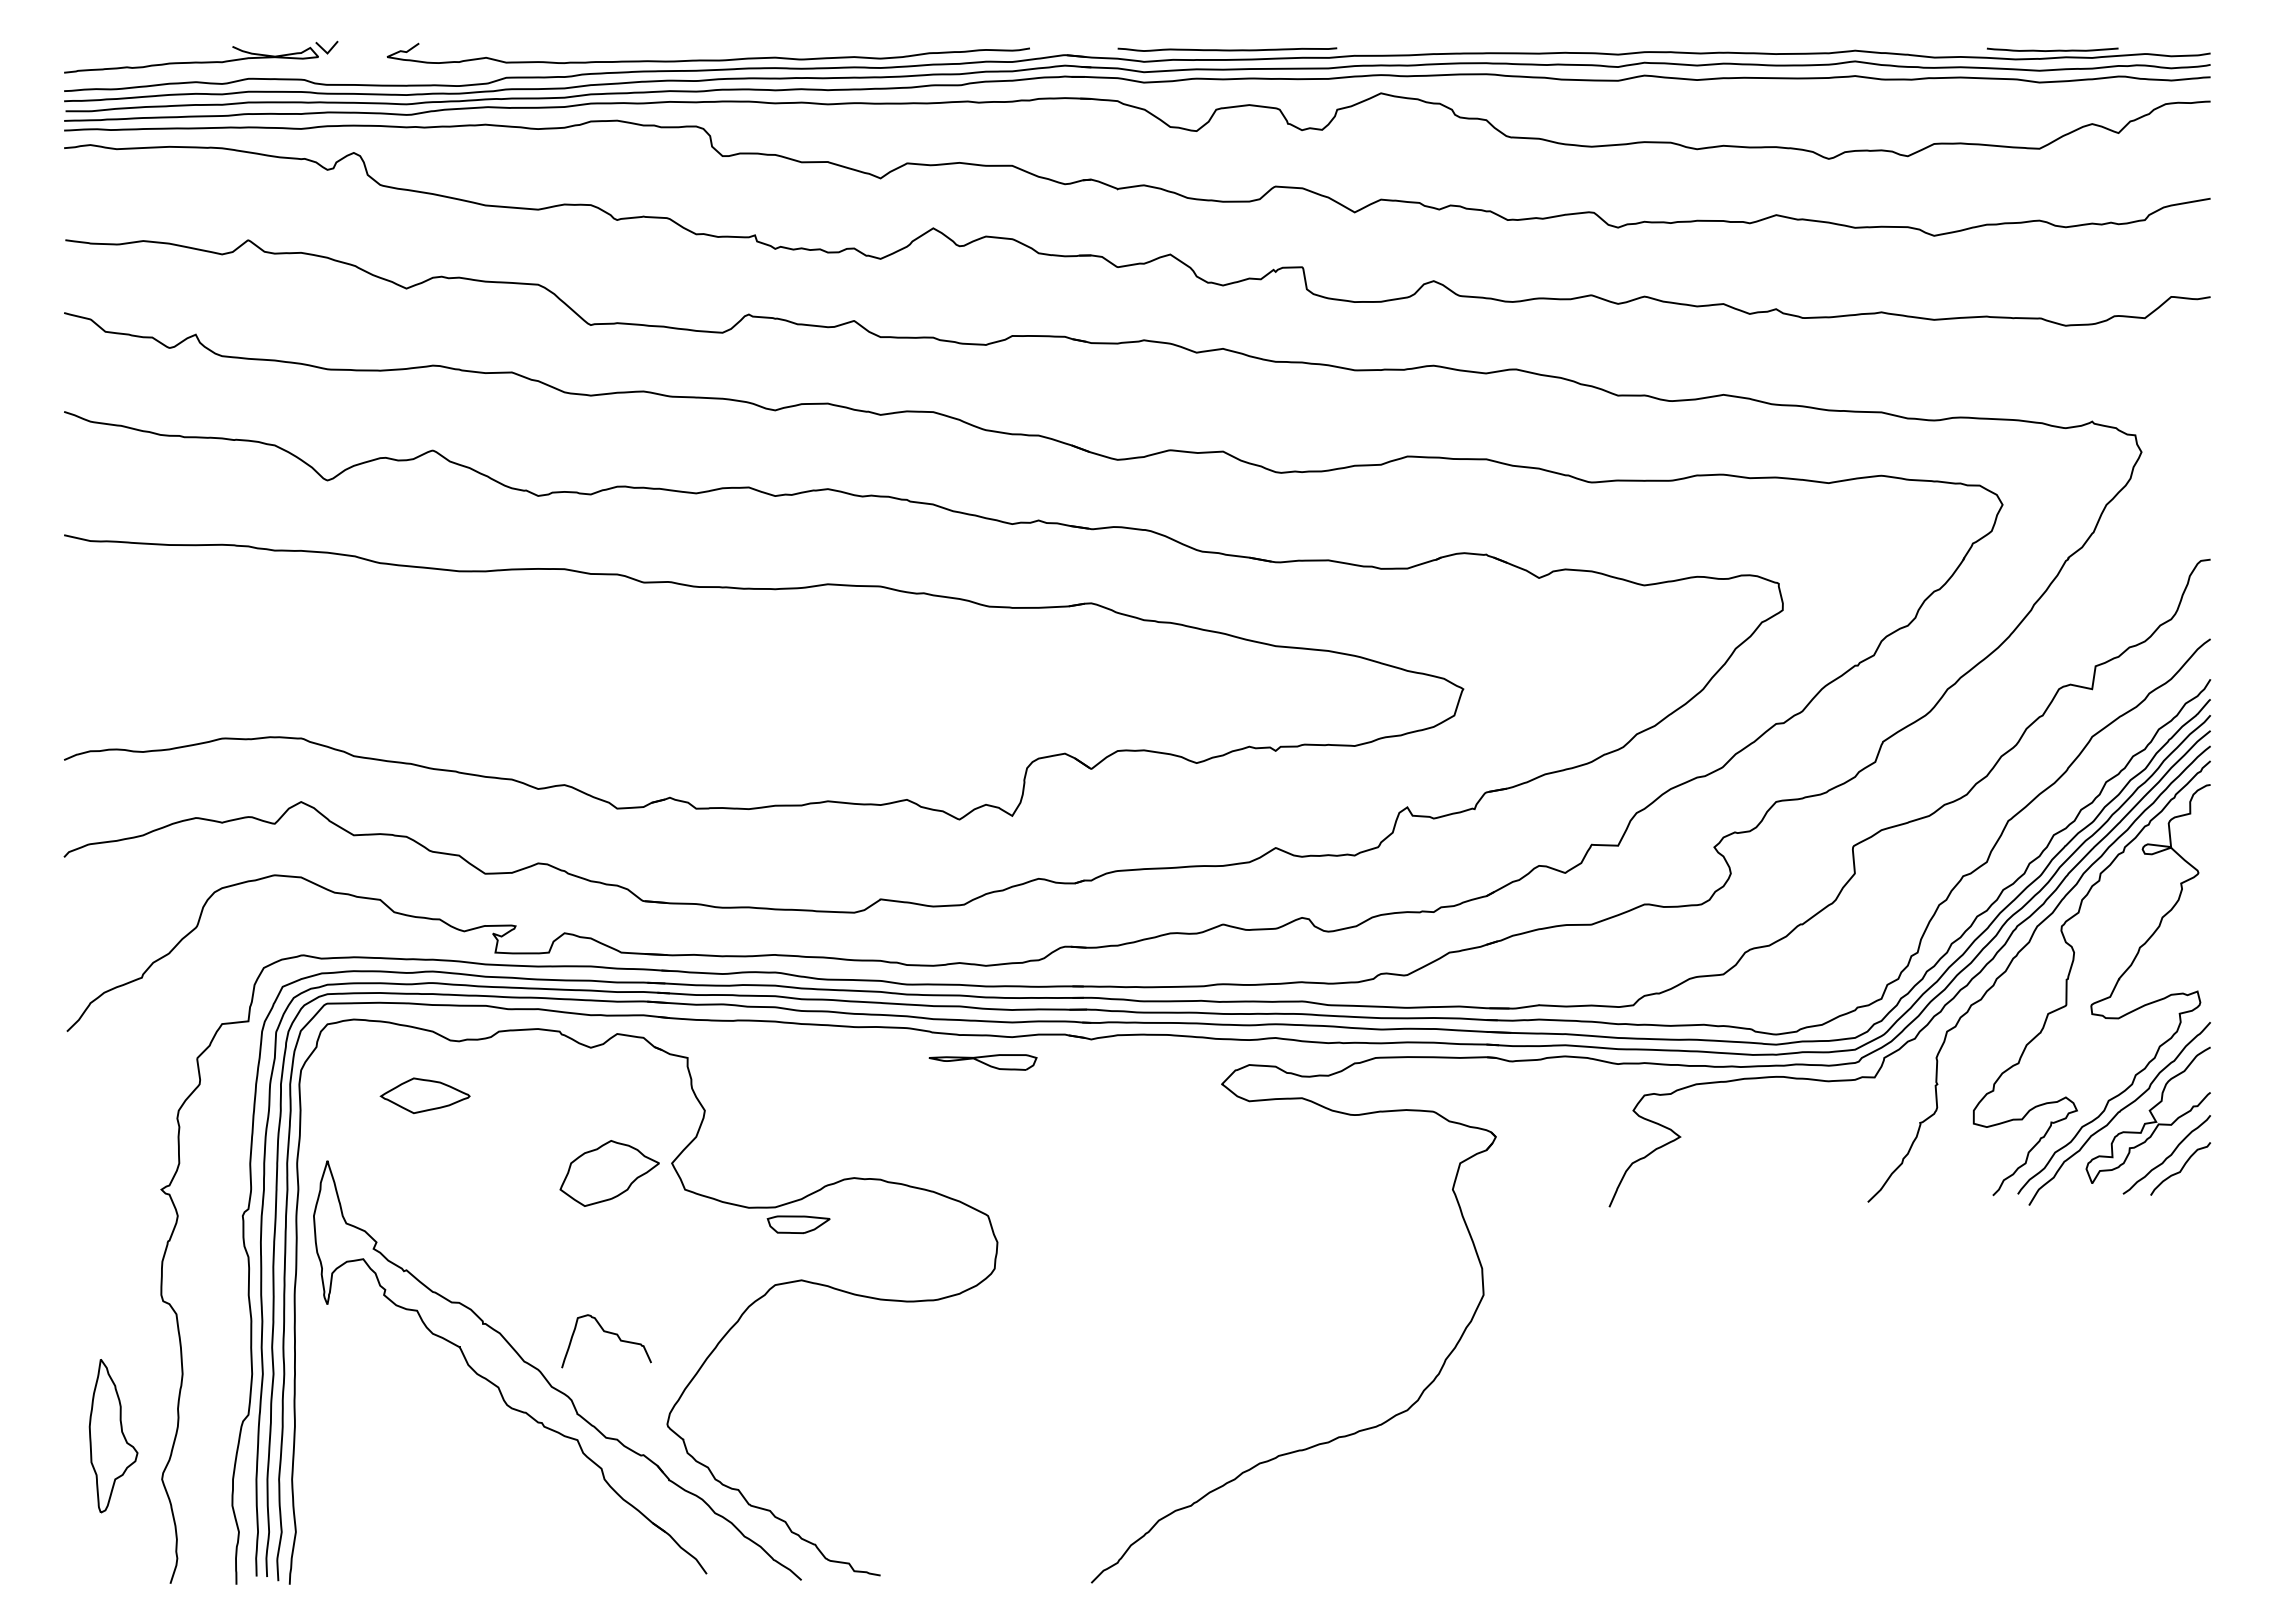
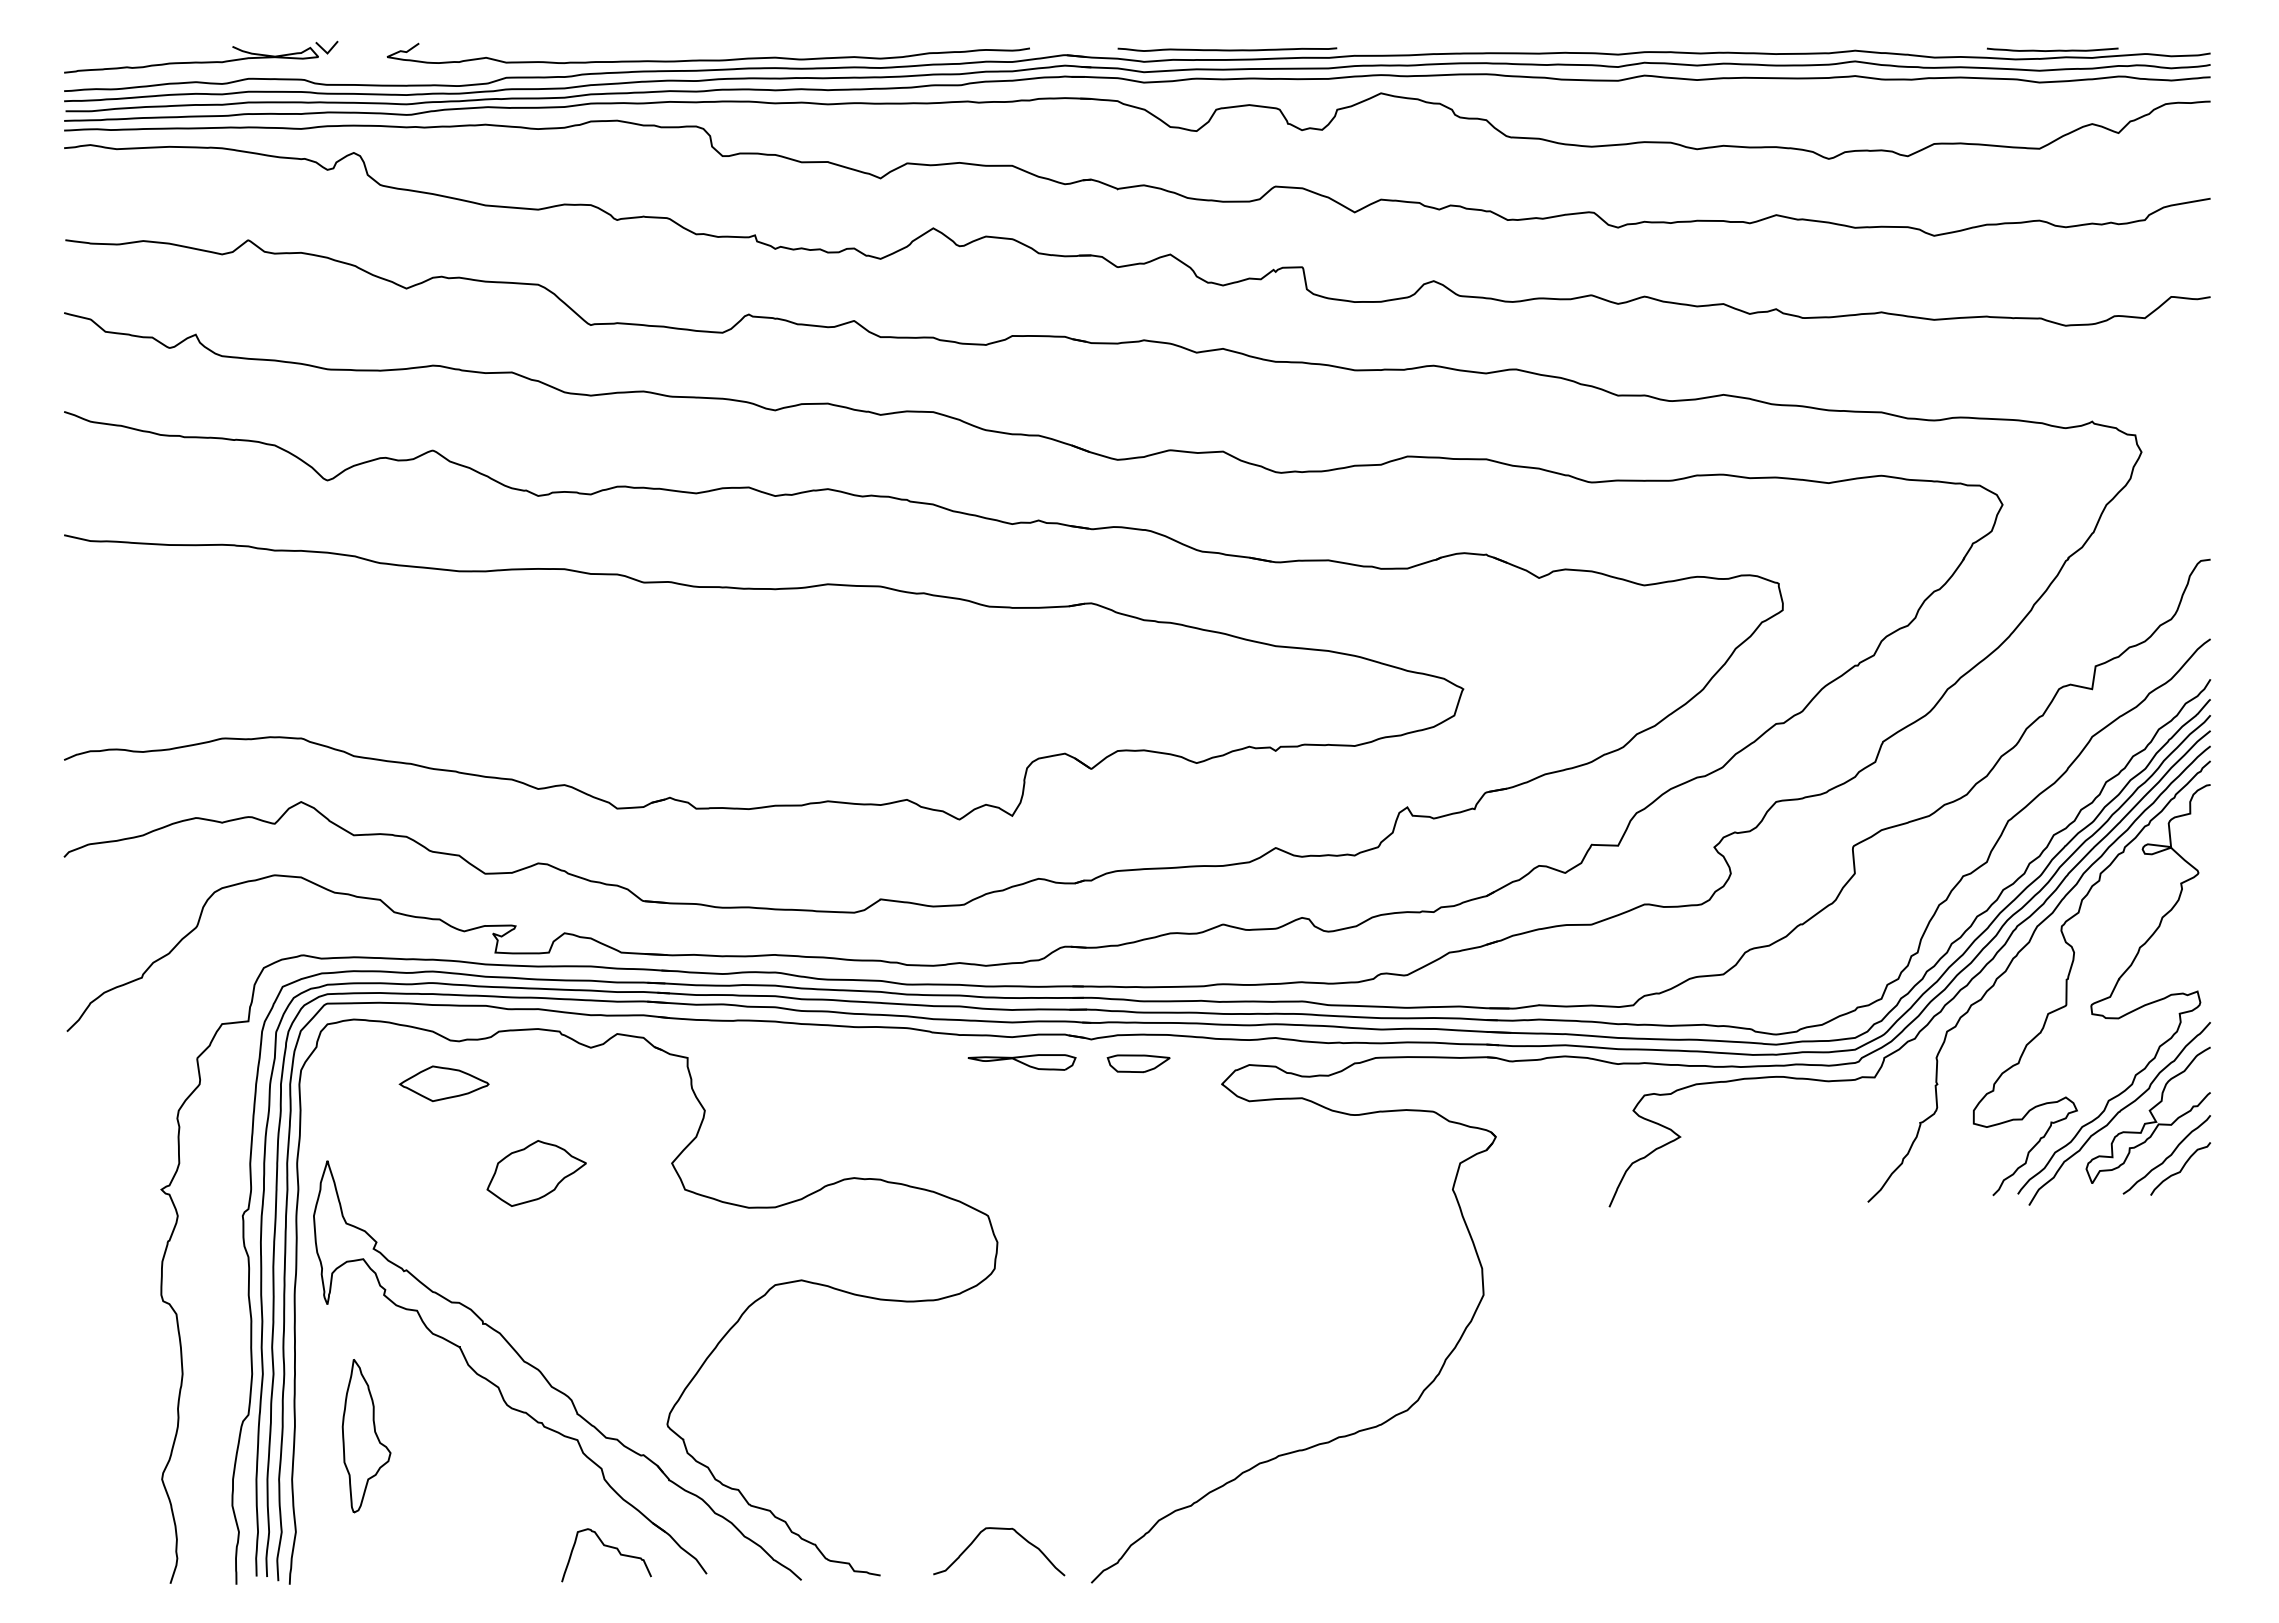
part position: (982, 1062) -> (1021, 1062) (1021, 1062)
part position: (424, 1095) -> (443, 1083) (443, 1083)
part position: (609, 1173) -> (536, 1173) (536, 1173)
part position: (798, 1224) -> (1138, 1063) (1138, 1063)
curve position: (608, 1333) -> (608, 1547) (608, 1547)
part position: (113, 1436) -> (366, 1436) (366, 1436)
curve: none -> present (999, 1529)
